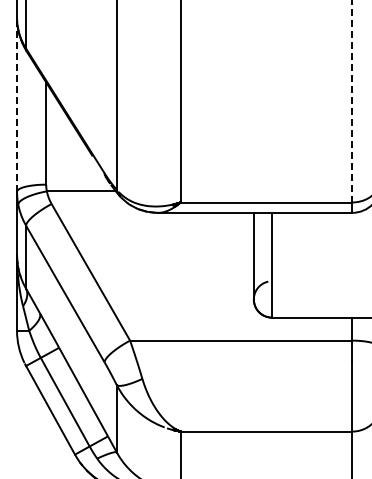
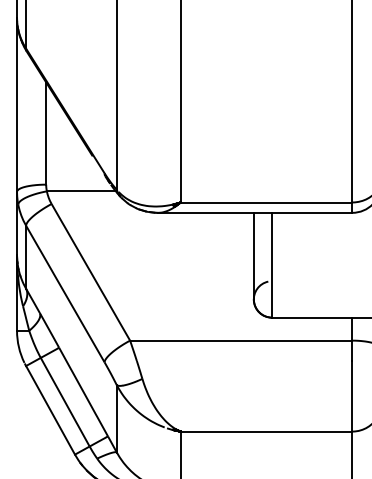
line: dashed -> solid (352, 101)
line: dashed -> solid (17, 104)
